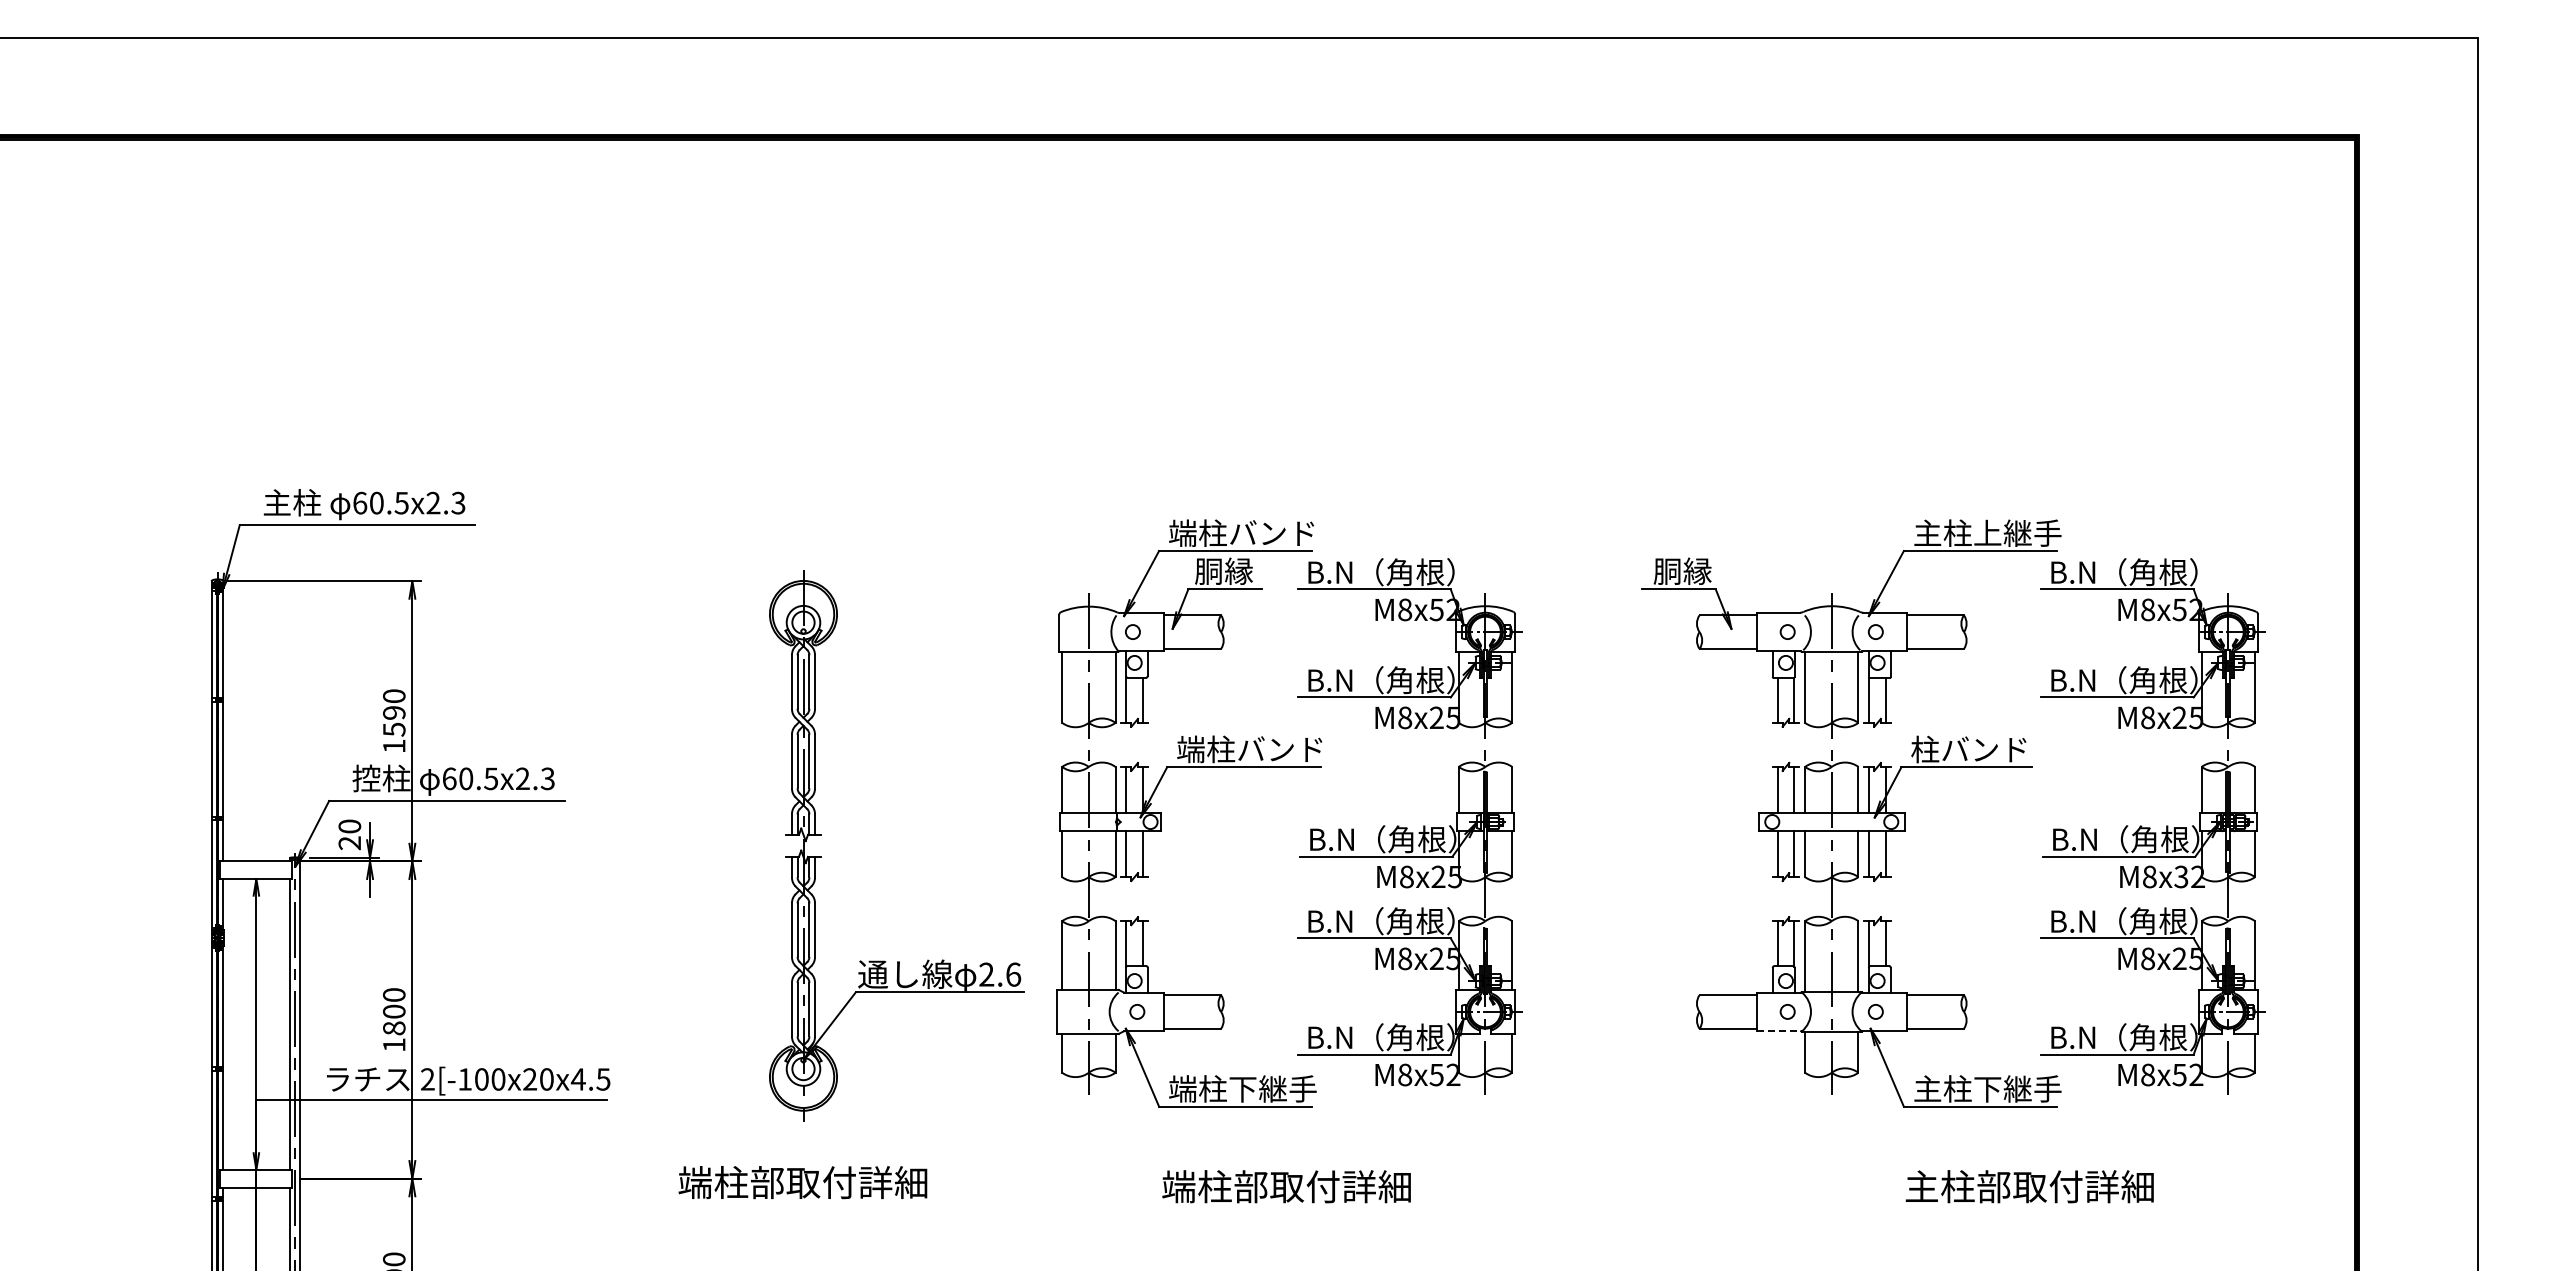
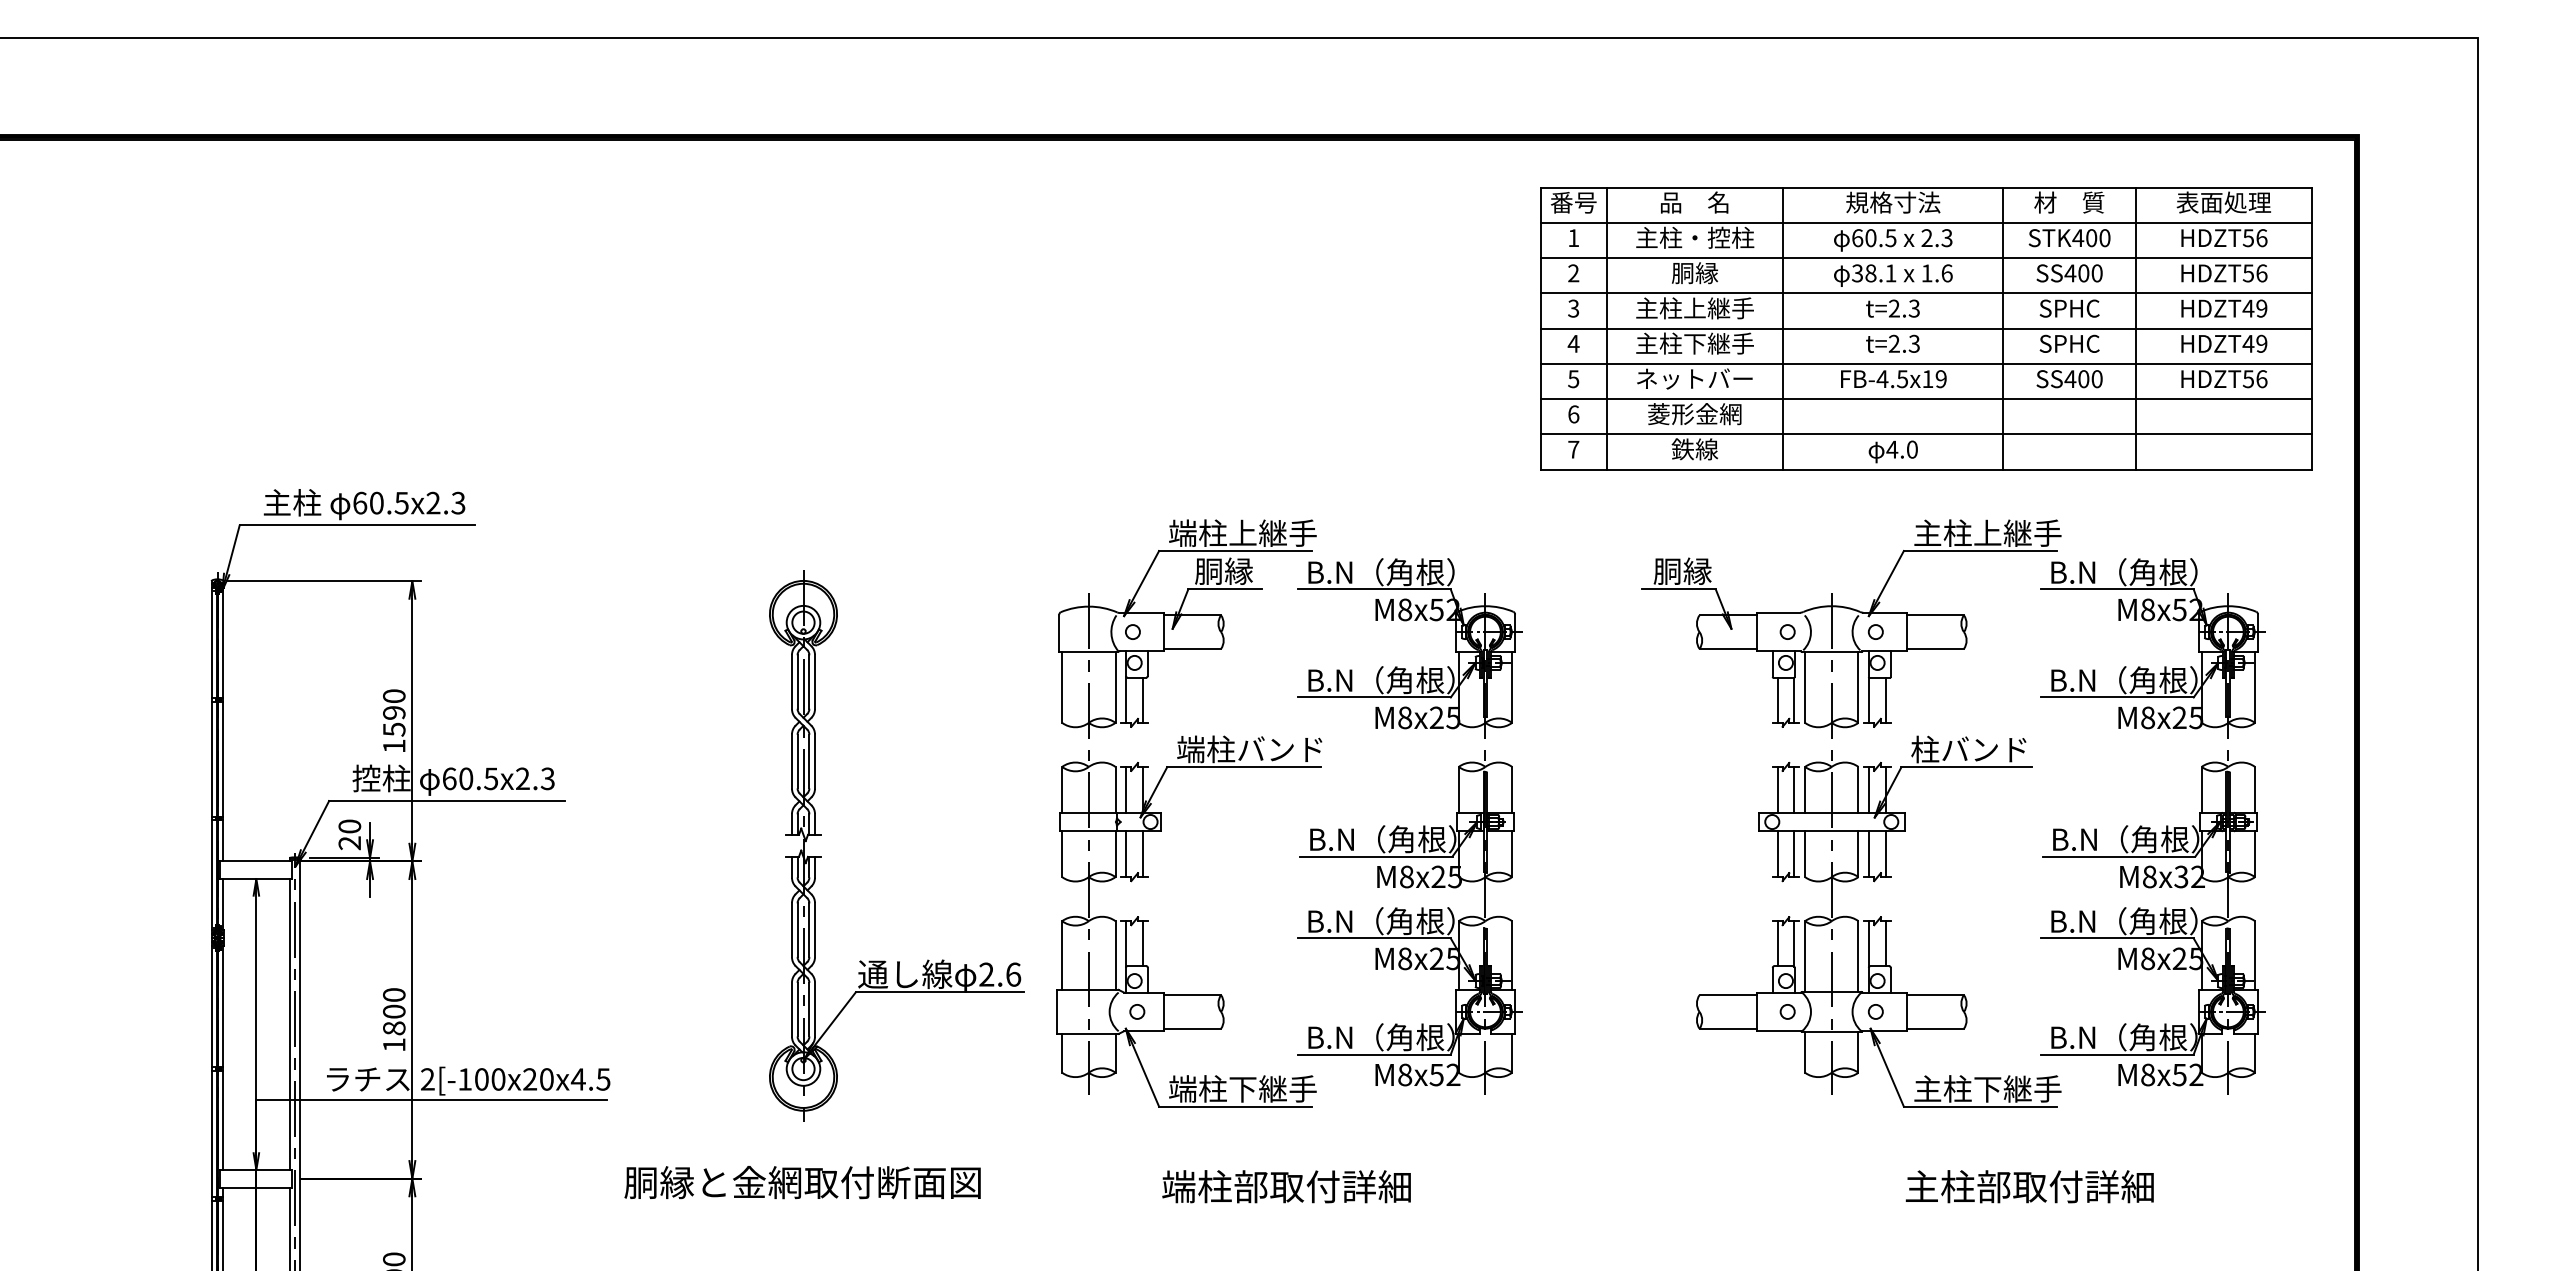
part: none -> present (1926, 328)
text: 端柱バンド -> 端柱上継手 (1272, 532)
line: dashed -> solid (1779, 1031)
text: 端柱部取付詳細 -> 胴縁と金網取付断面図 (802, 1182)
